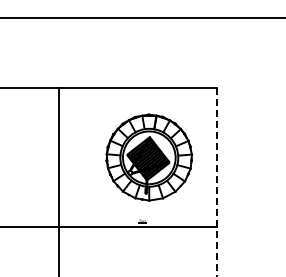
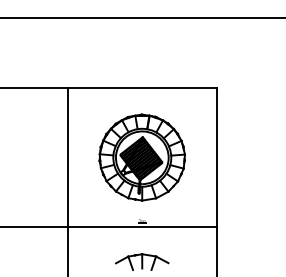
part position: (148, 157) -> (141, 157) (141, 157)
line position: (58, 180) -> (67, 180) (67, 180)
line: dashed -> solid (216, 183)
part: none -> present (142, 261)
